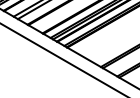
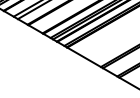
line: present -> none (63, 59)
